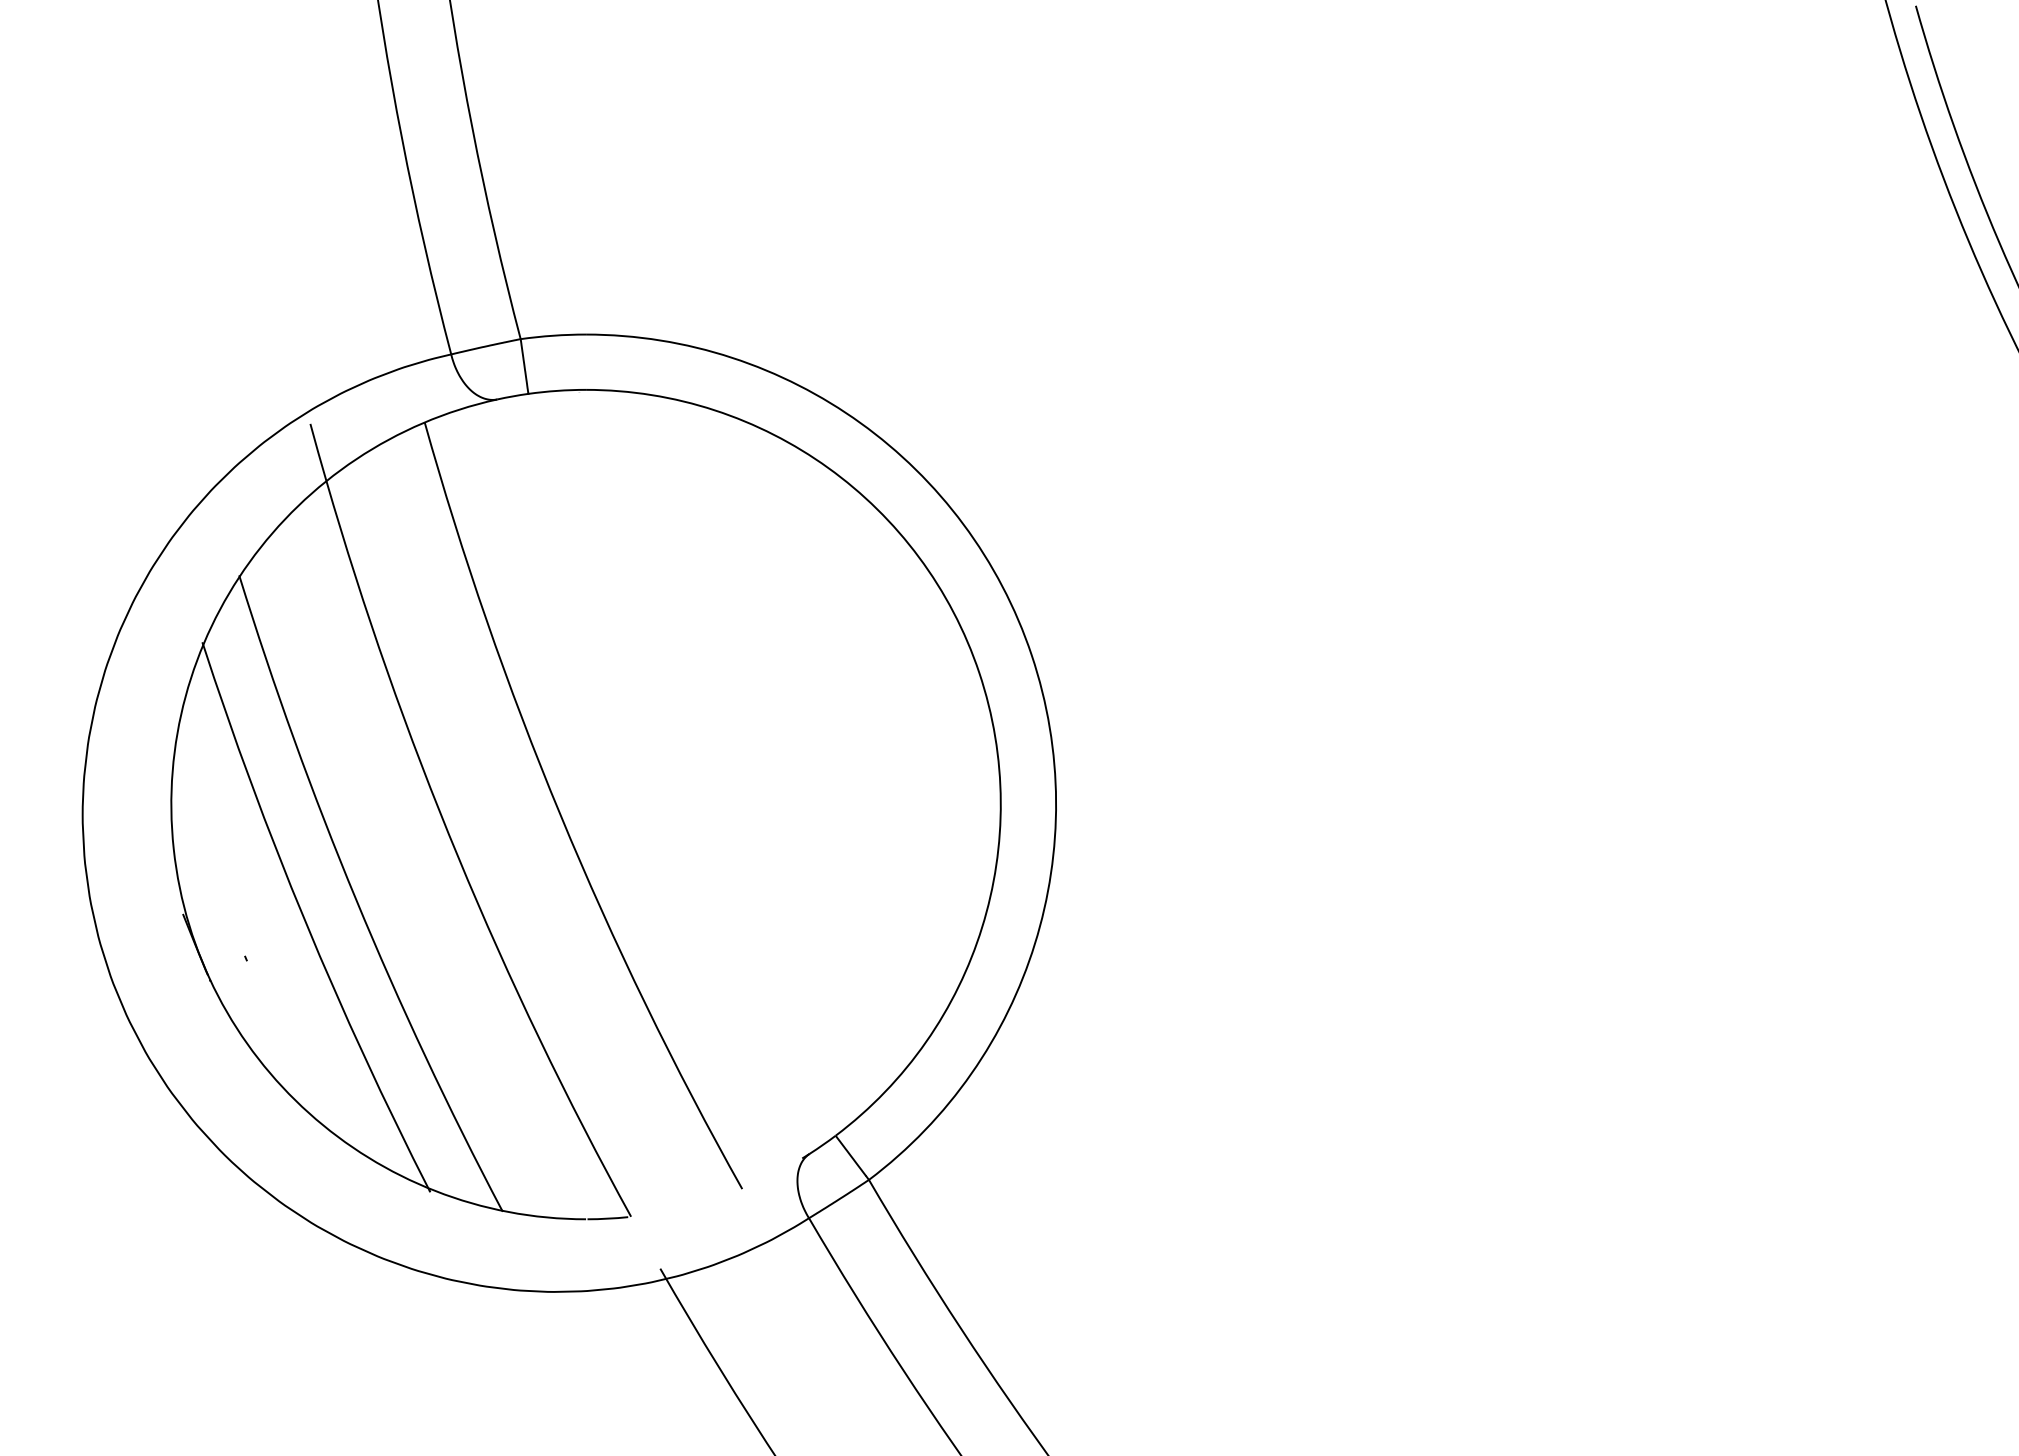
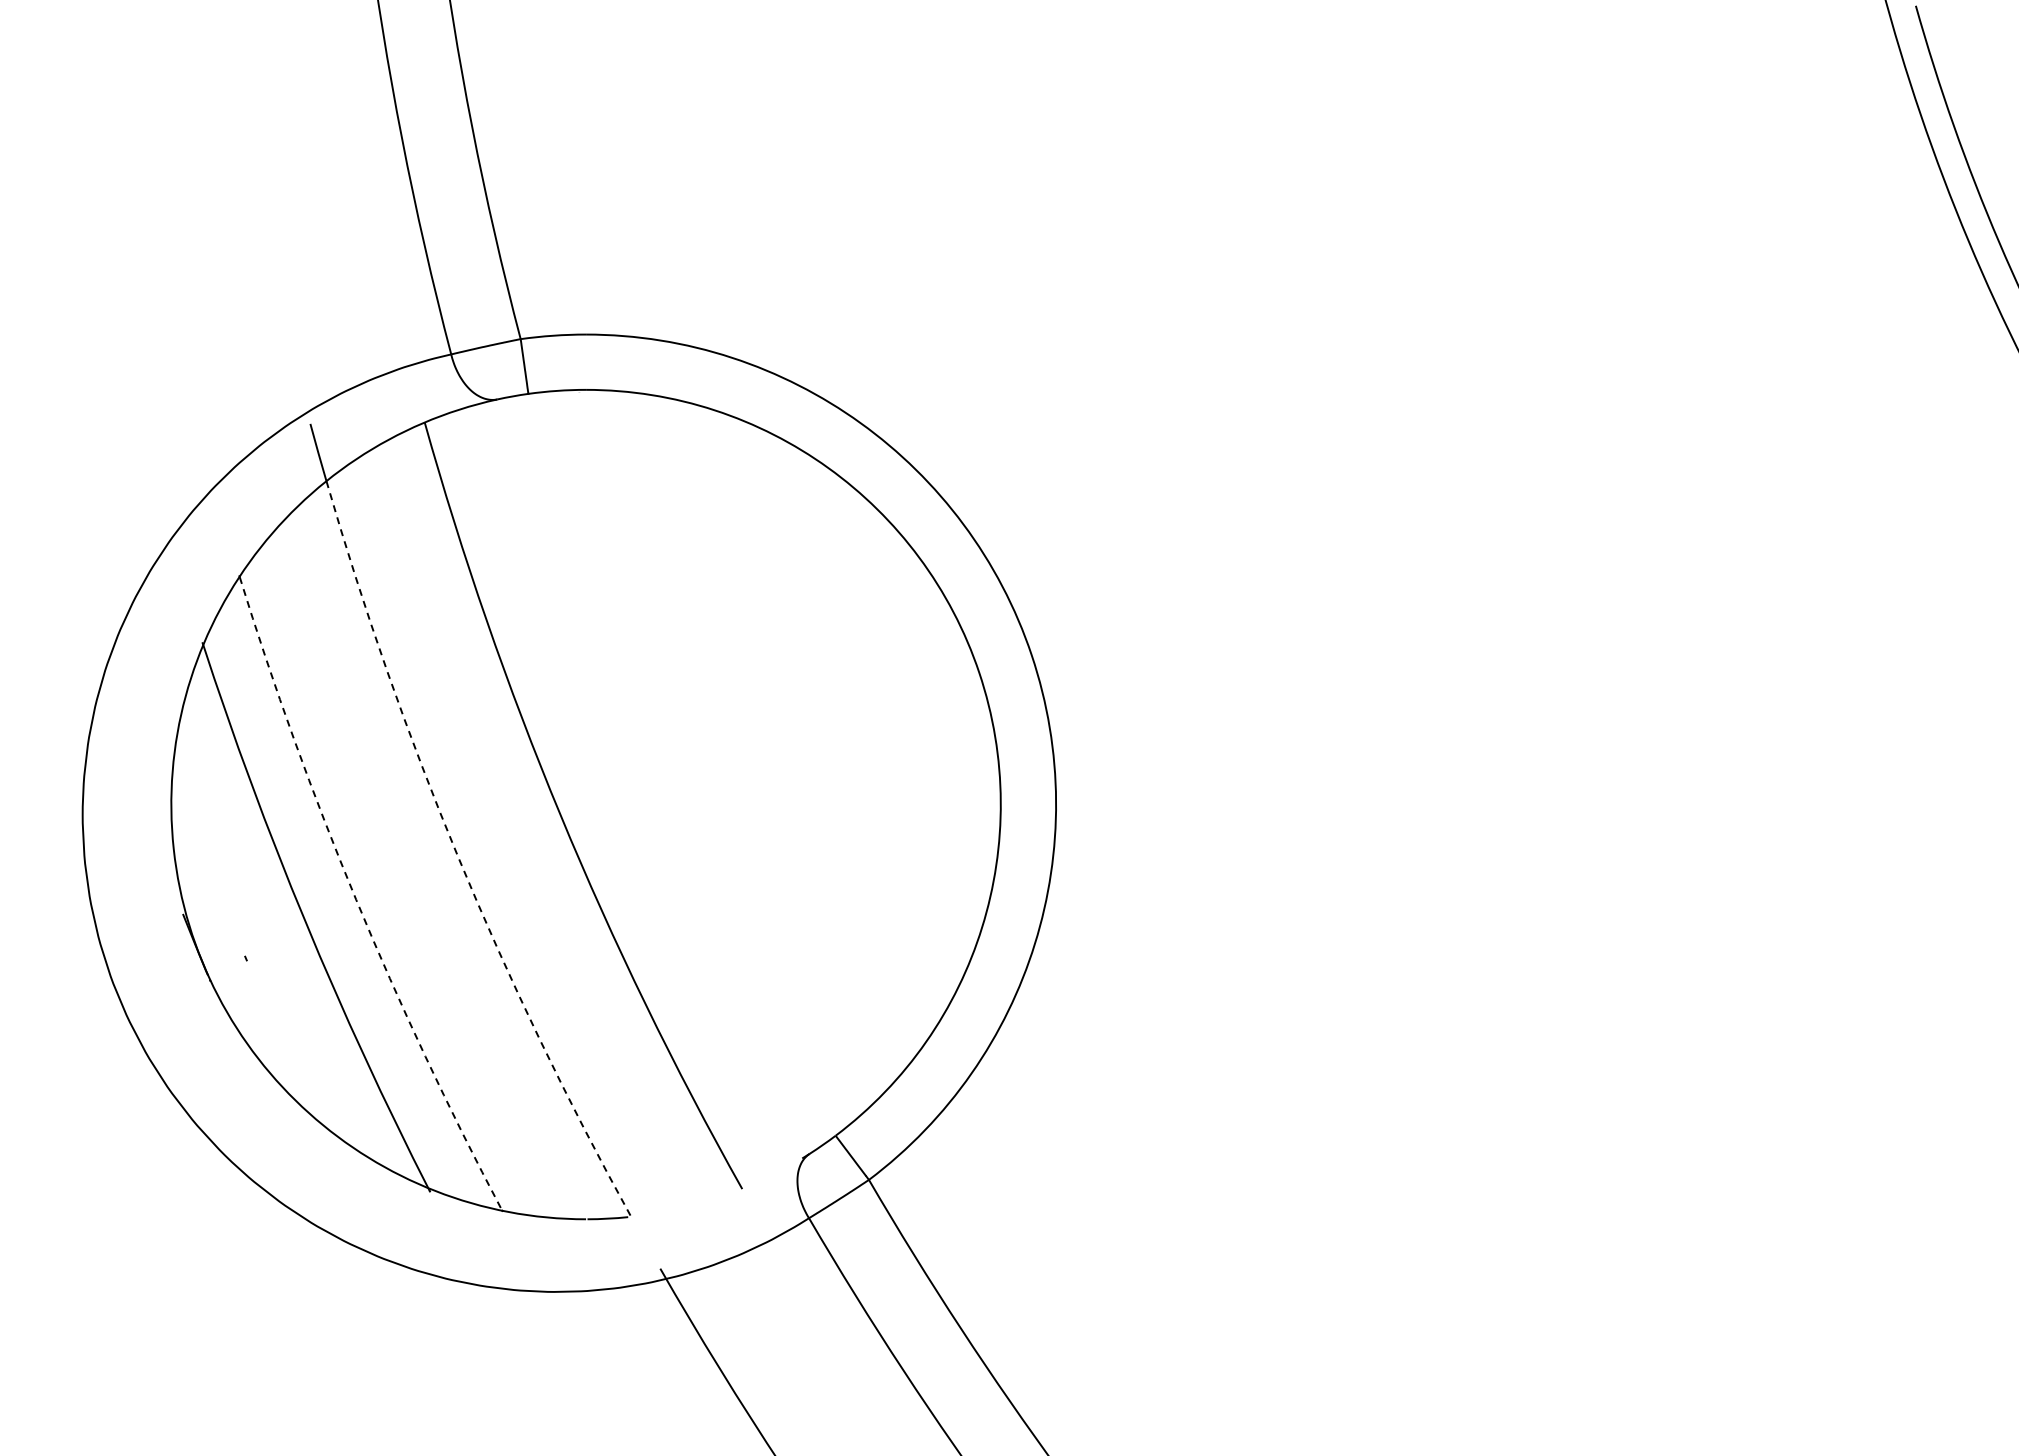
arc: solid -> dashed (458, 857)
arc: solid -> dashed (356, 899)
